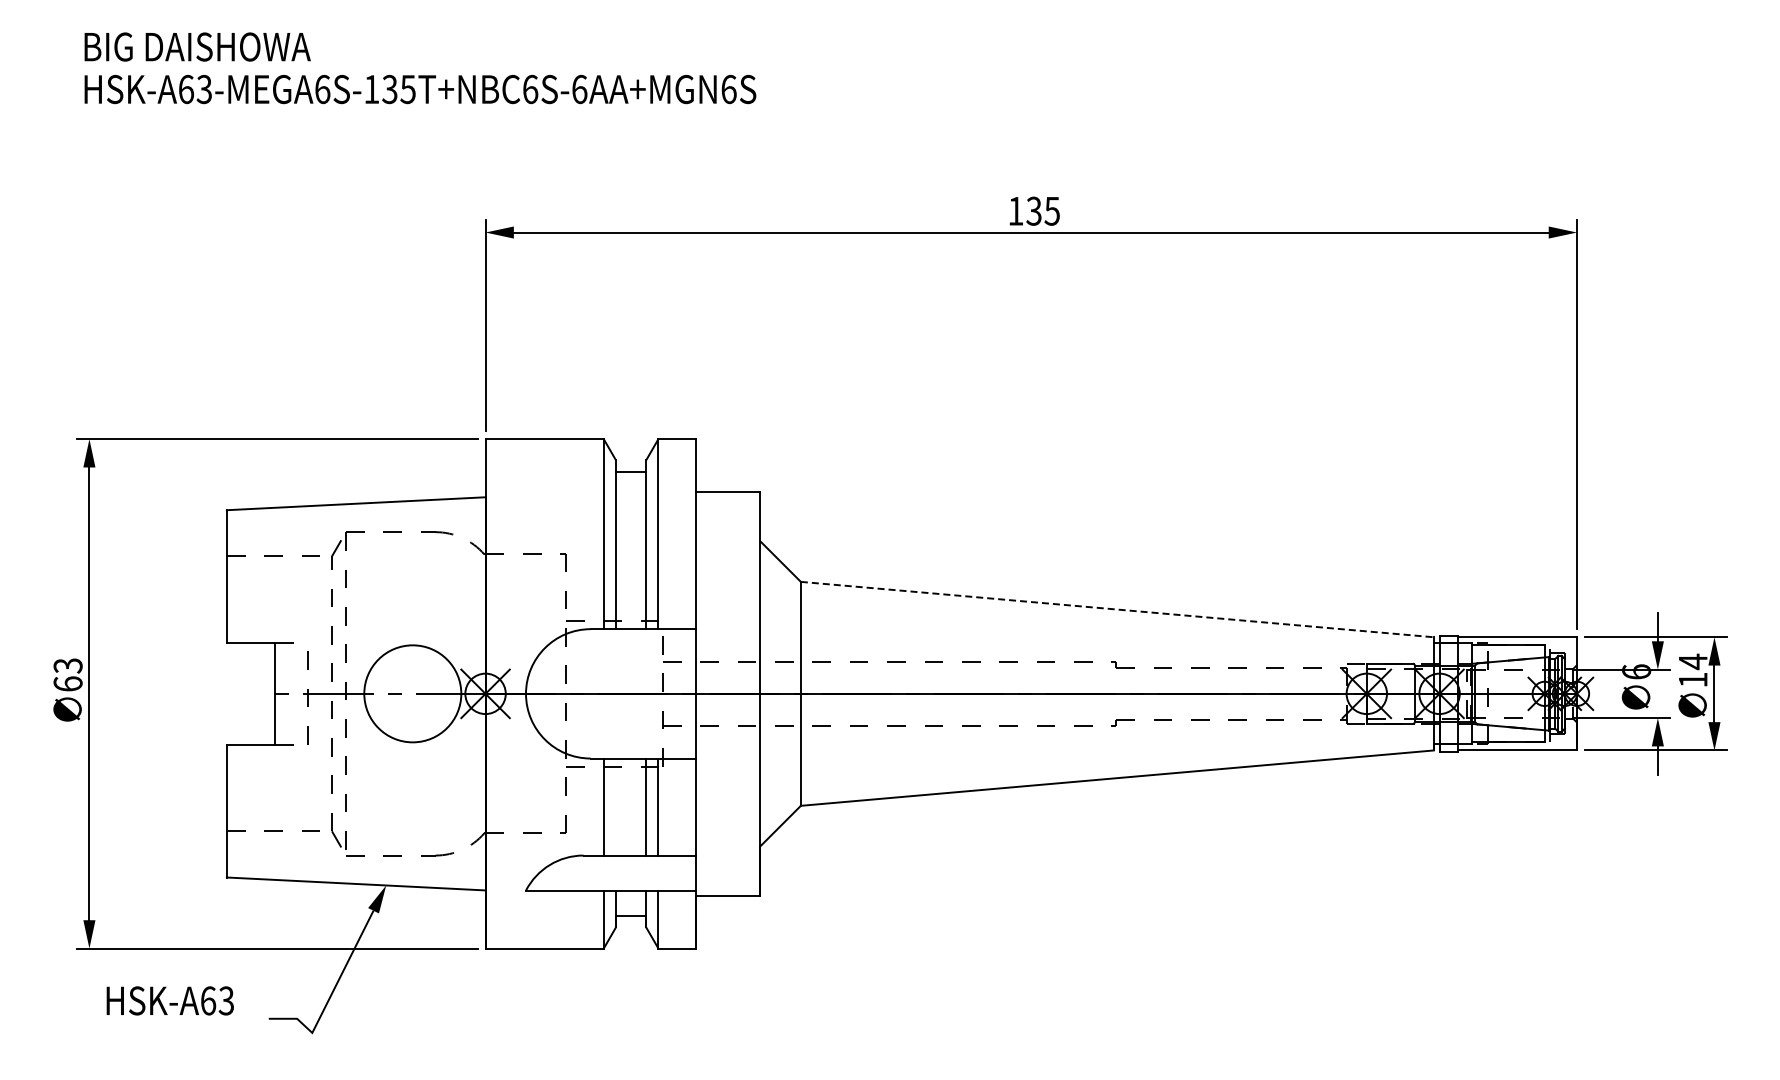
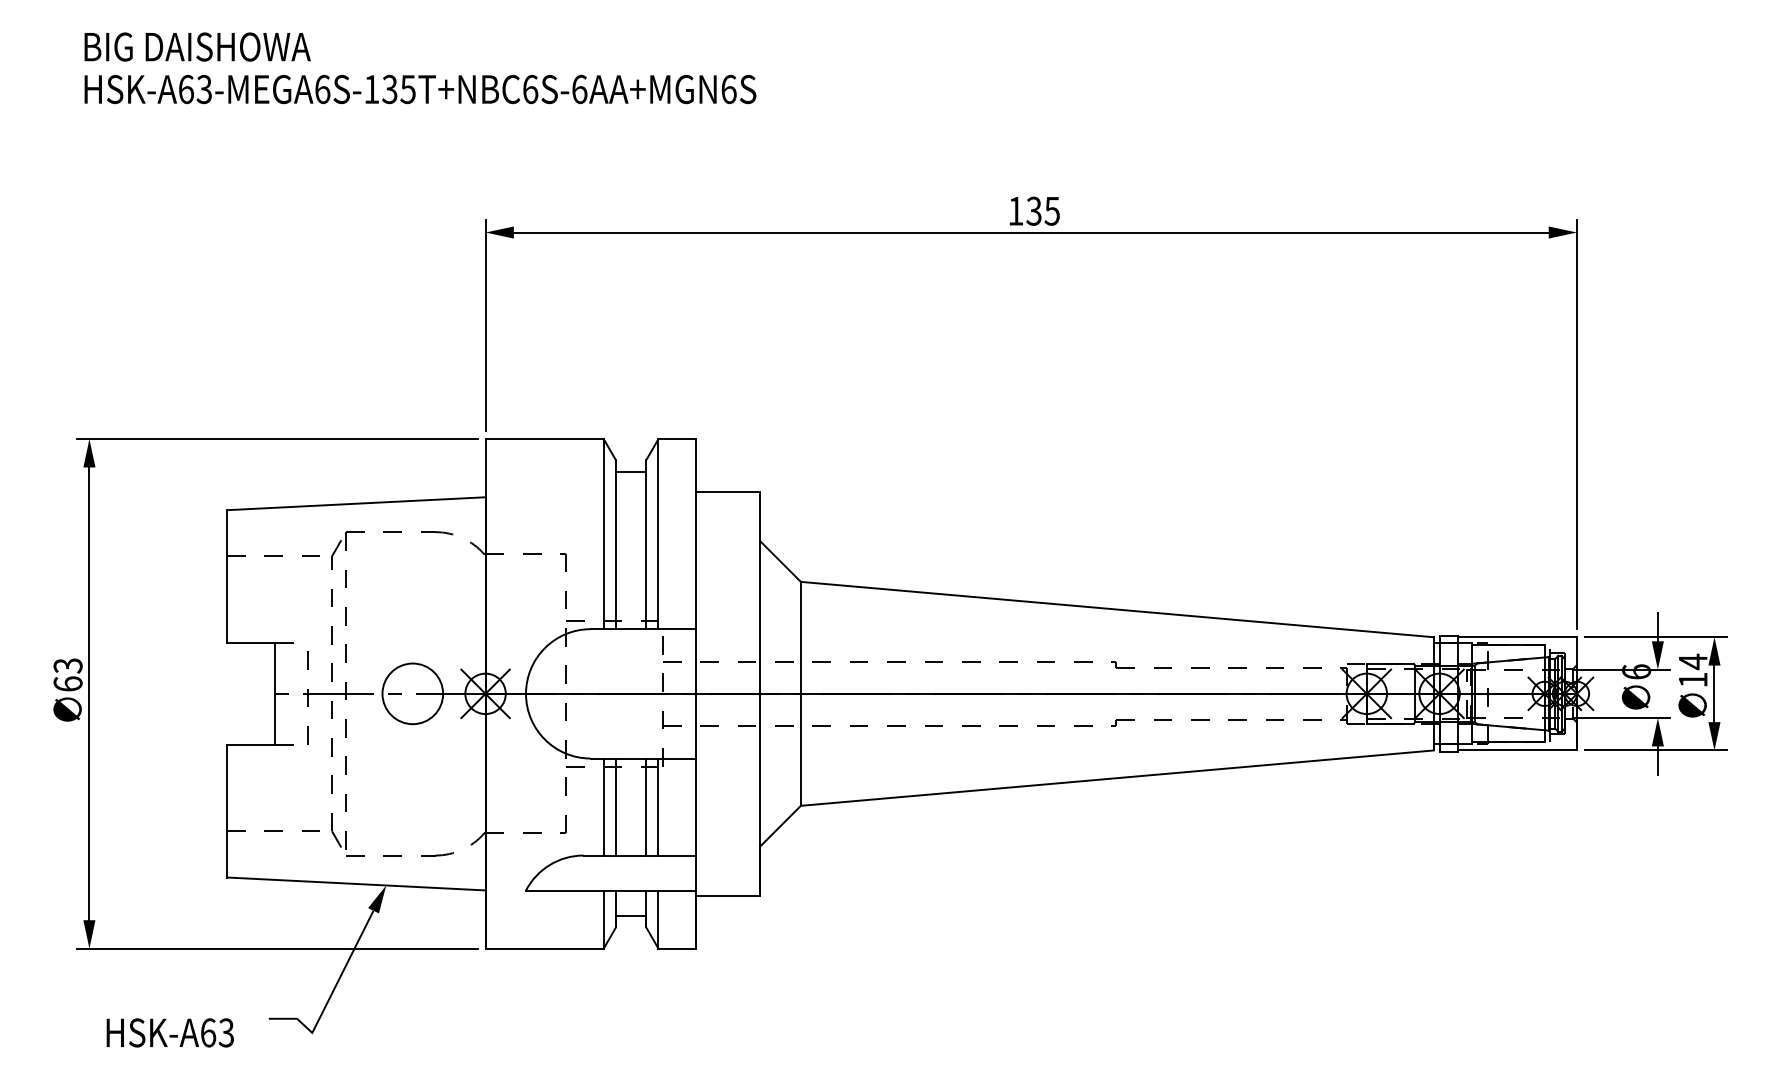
line: dashed -> solid (1117, 609)
circle diameter: 97 px -> 61 px (412, 693)
line: none -> present (615, 806)
text position: (169, 1000) -> (169, 1032) (169, 1032)
